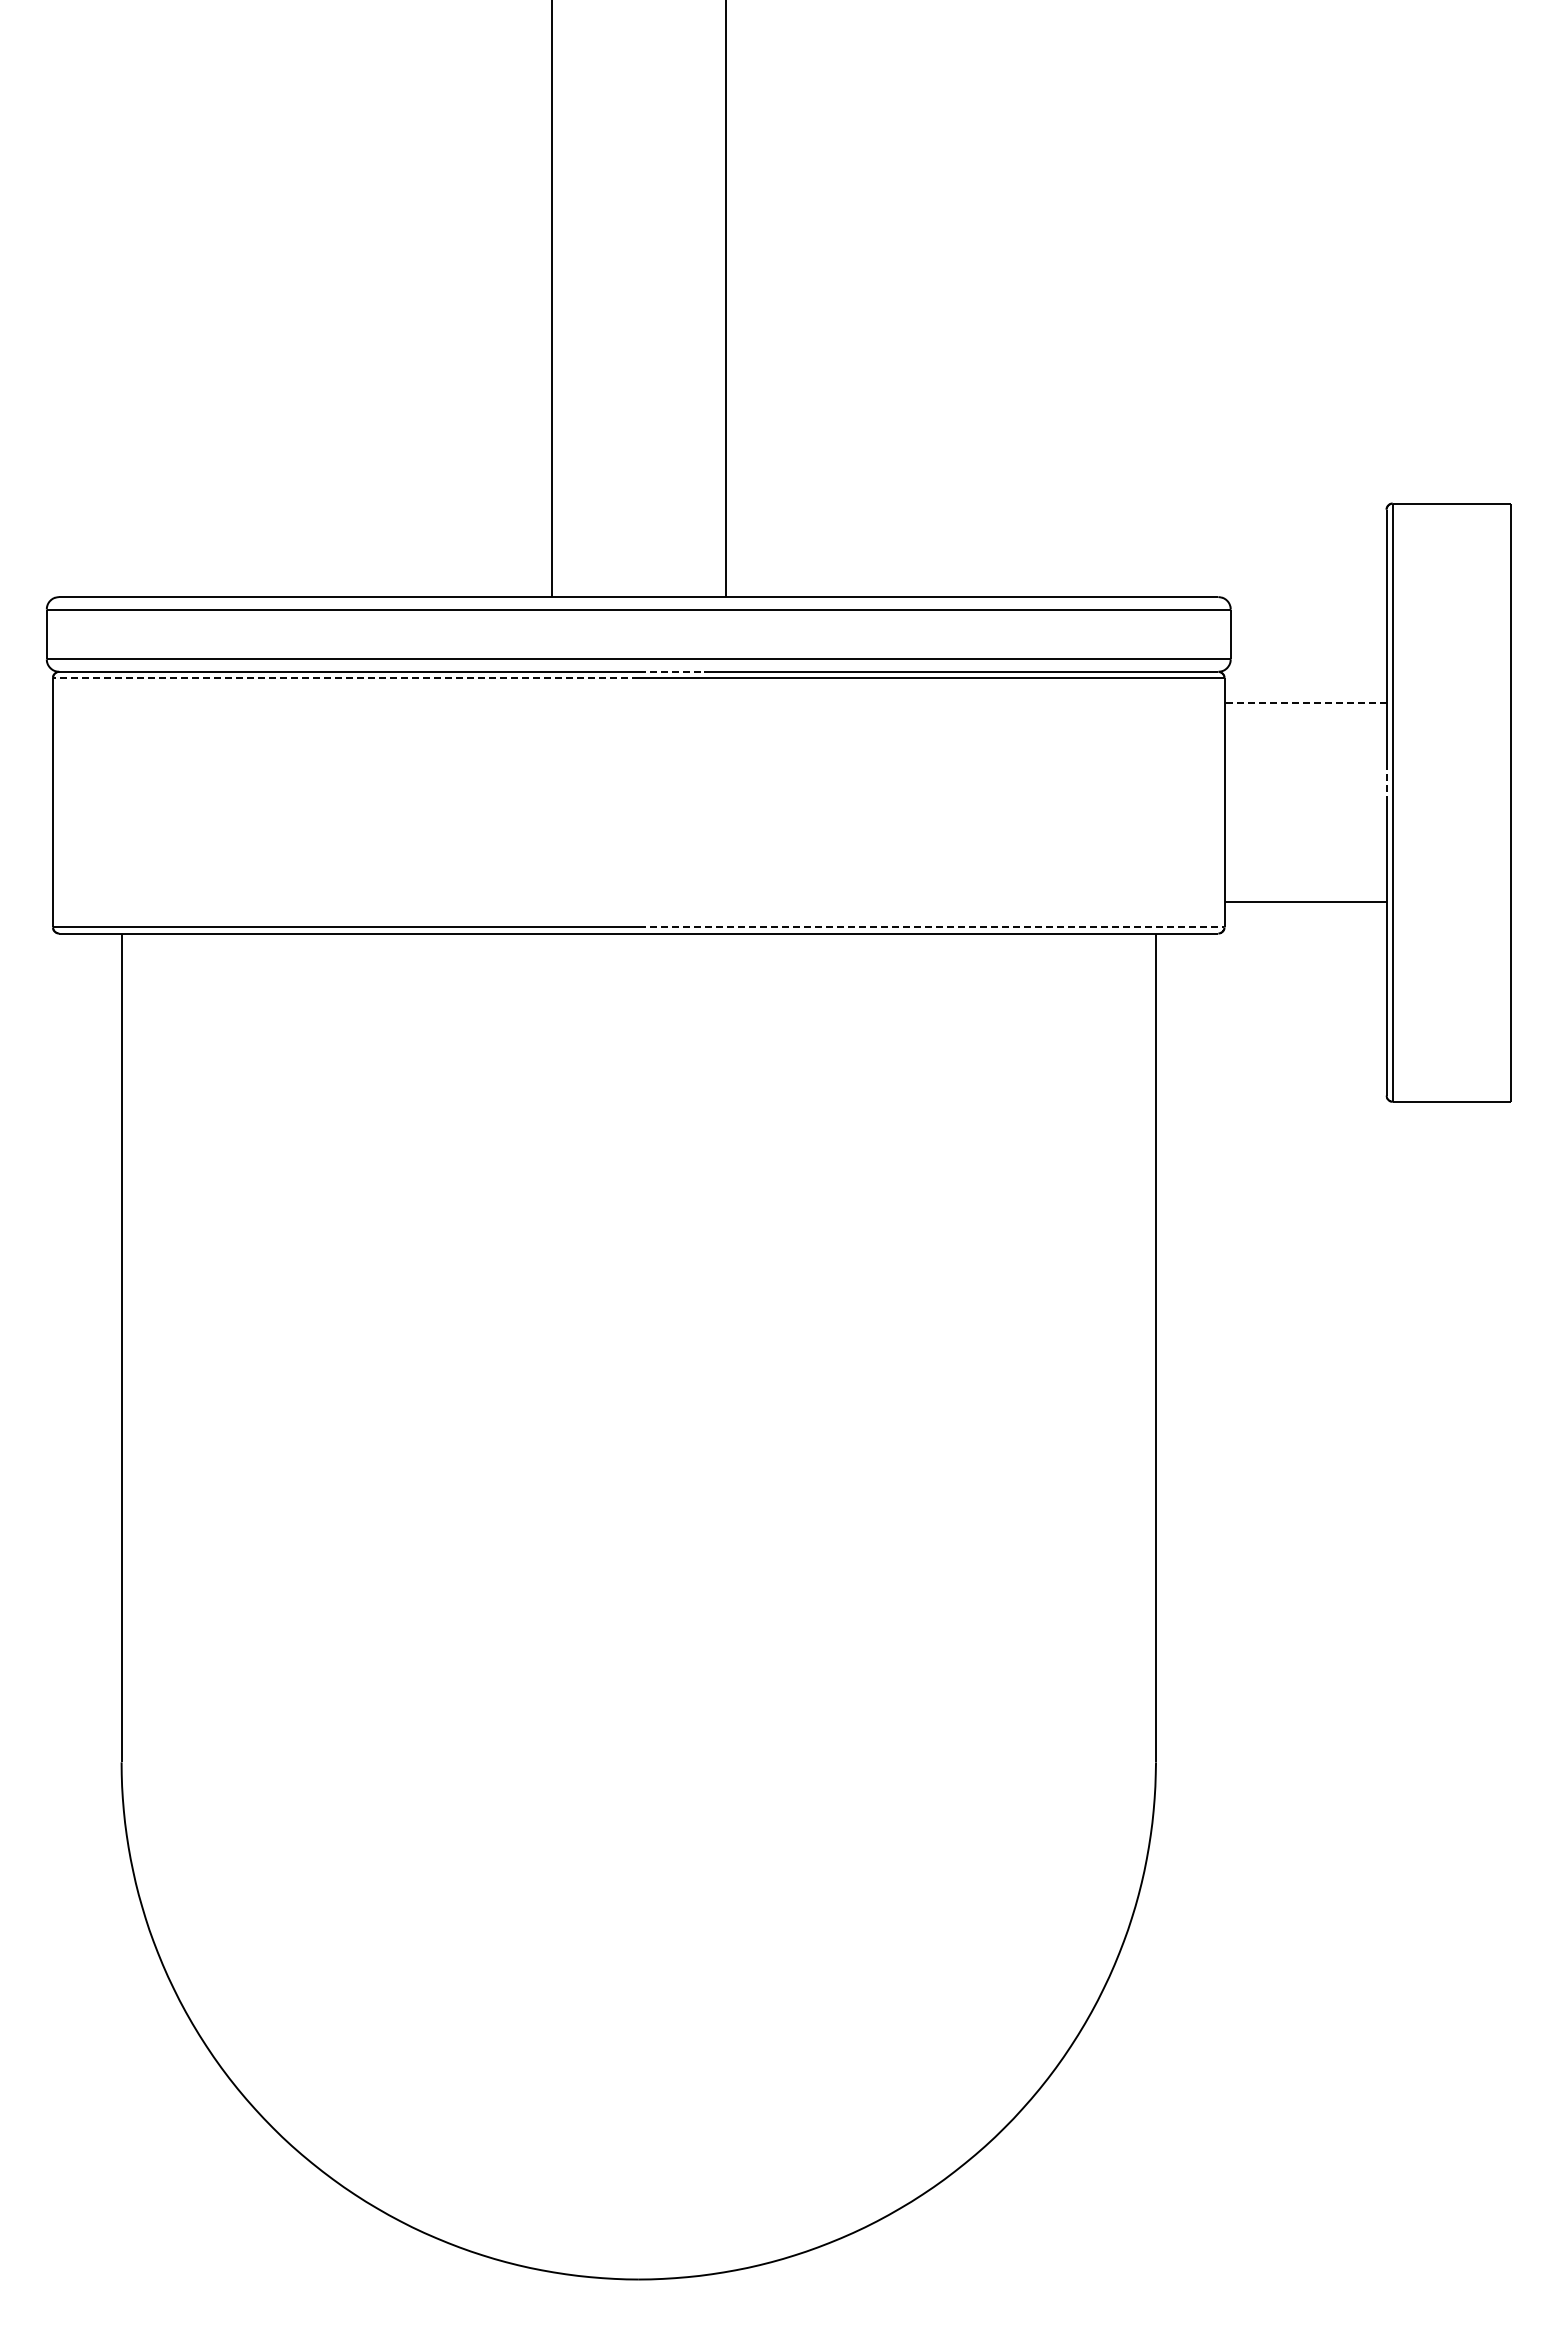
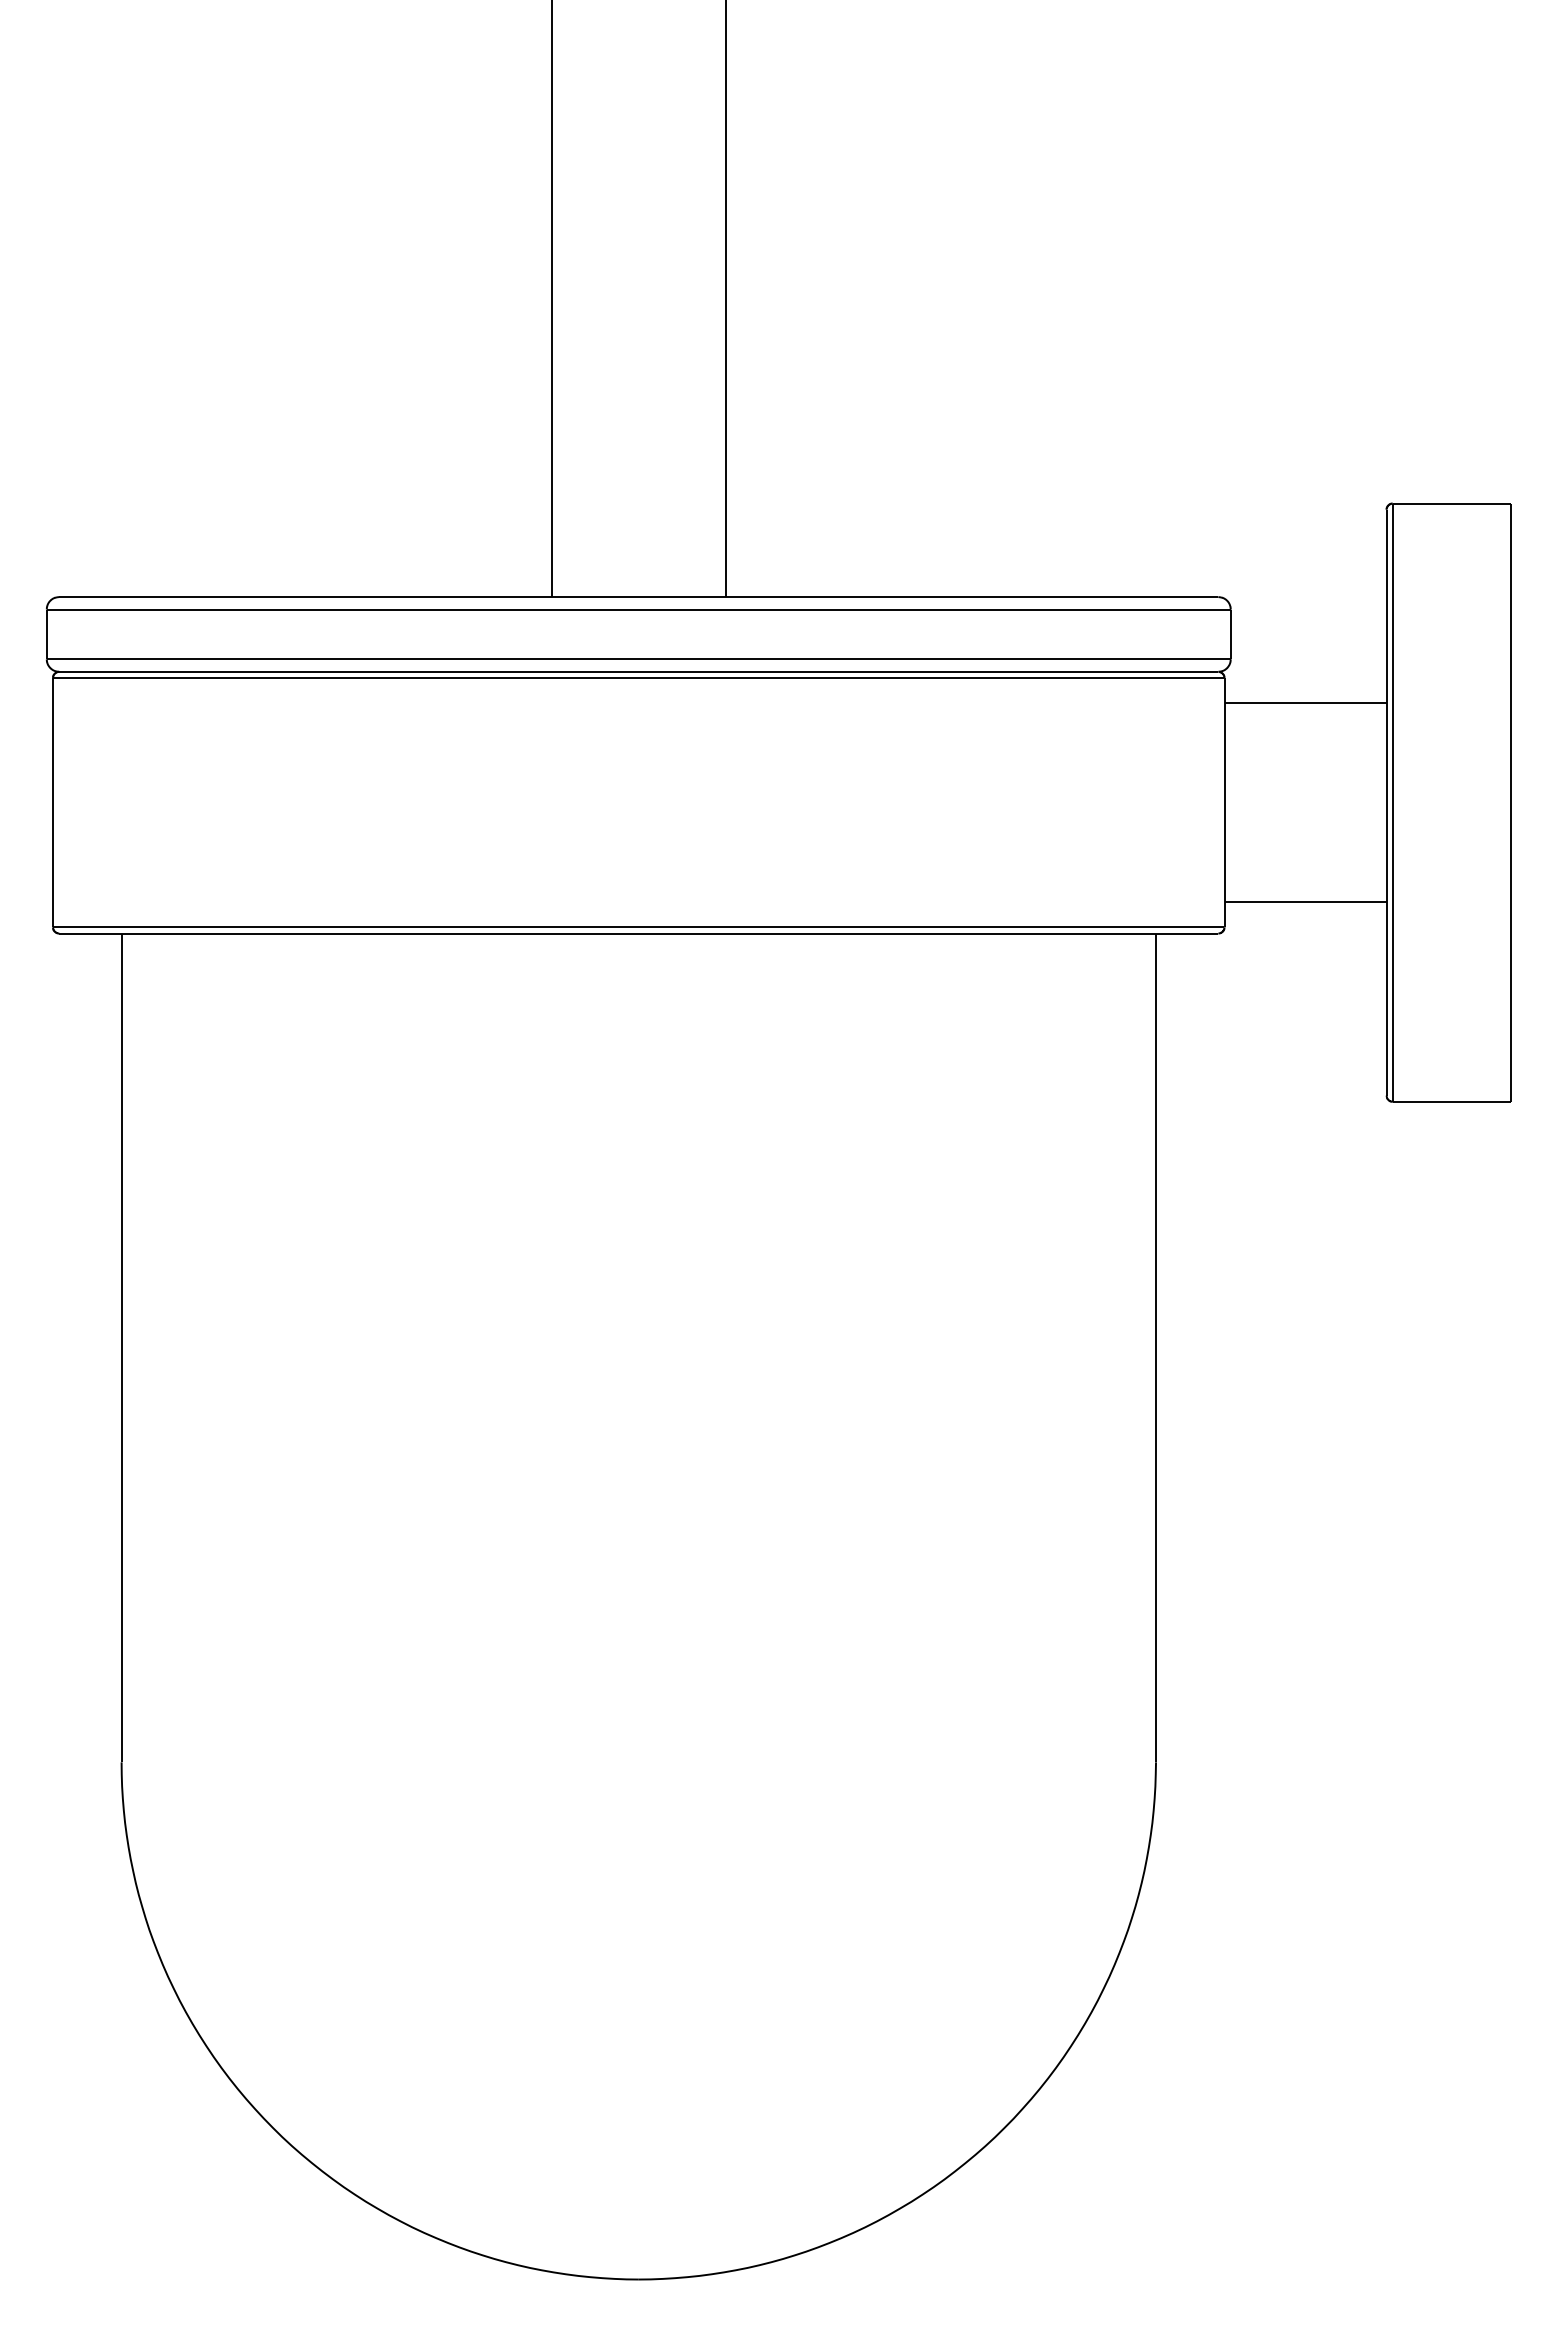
line: dashed -> solid (671, 671)
line: dashed -> solid (346, 678)
line: dashed -> solid (1305, 703)
line: dashed -> solid (1386, 782)
line: dashed -> solid (931, 927)
